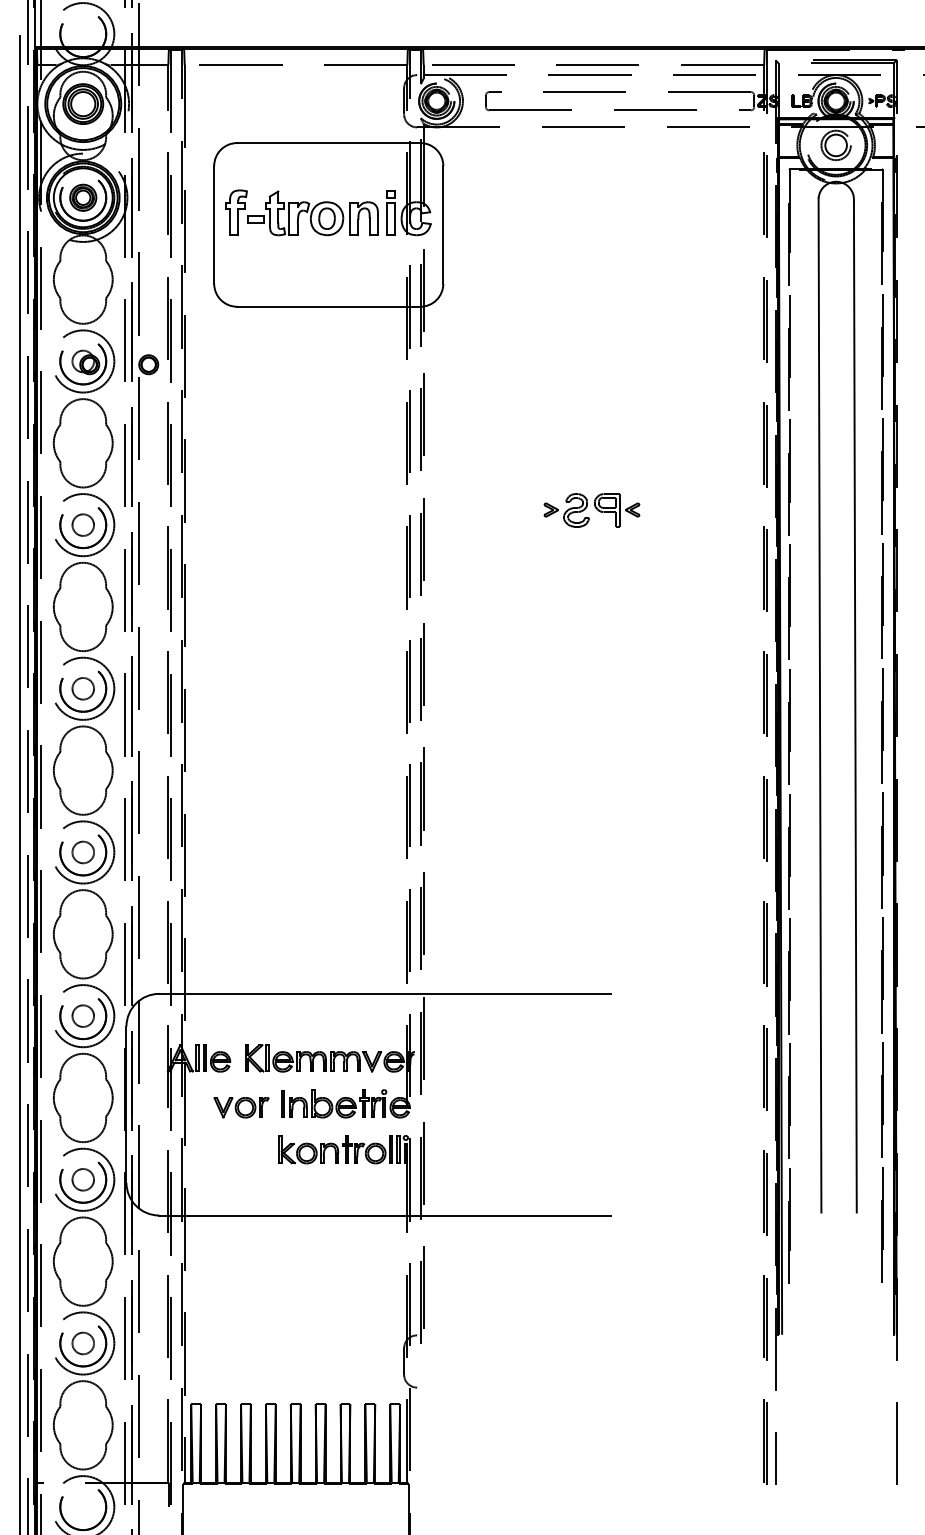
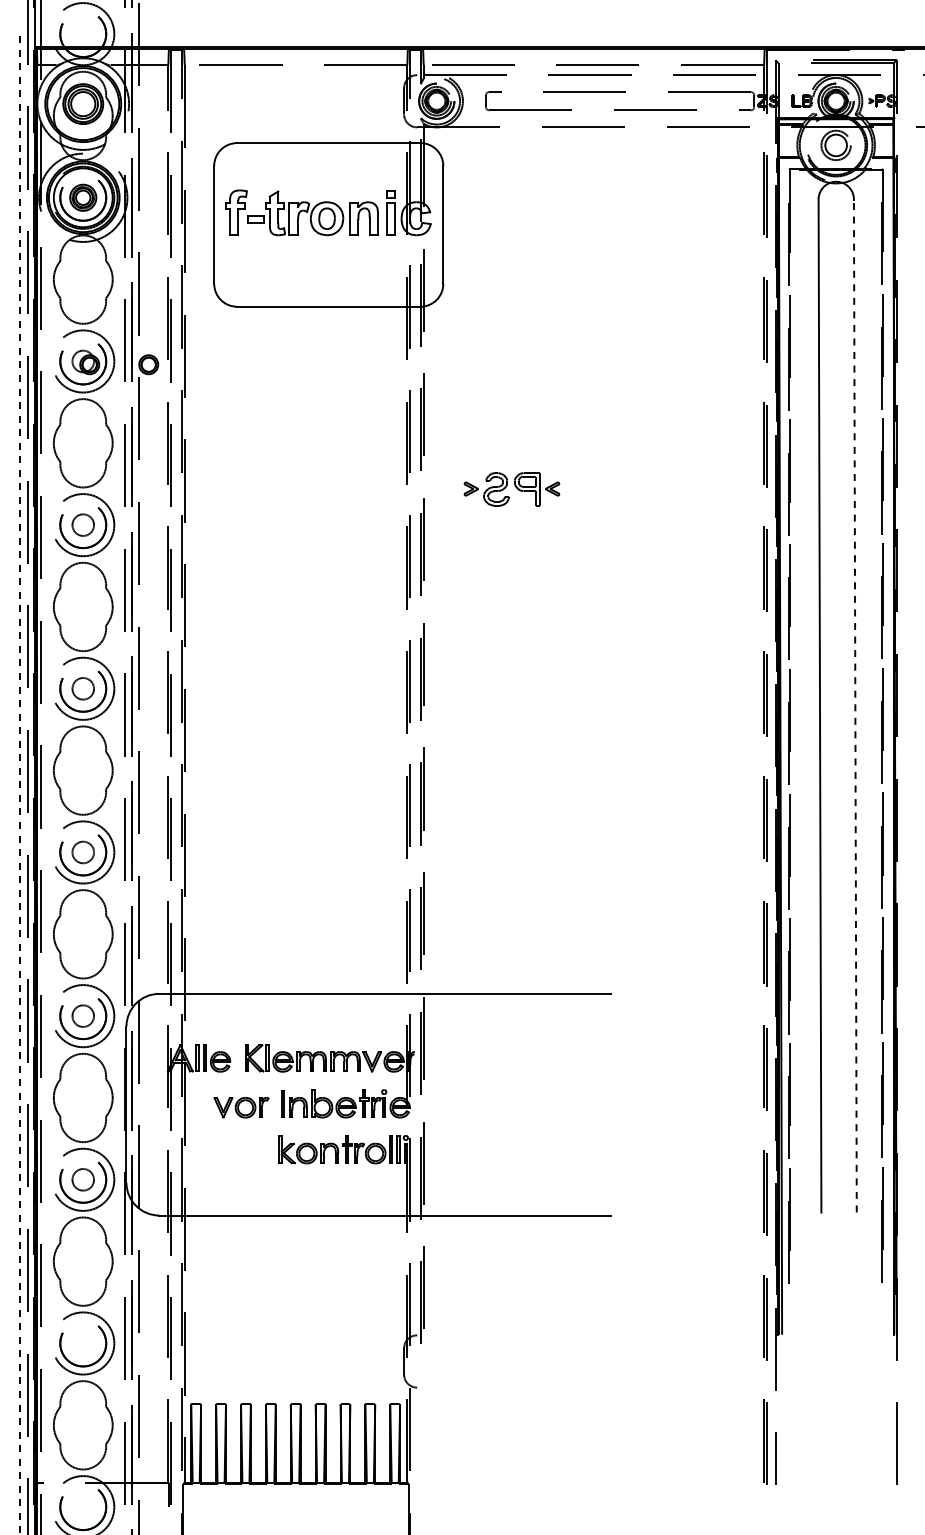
part position: (591, 510) -> (511, 489) (511, 489)
line: solid -> dashed (855, 706)
line: solid -> dashed (20, 785)
circle: present -> none (82, 1343)
